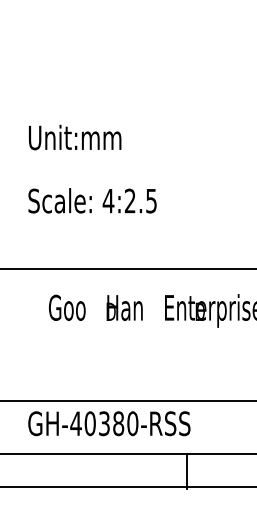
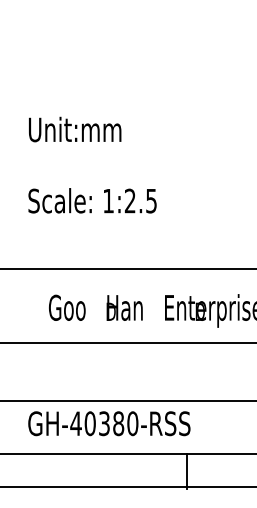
text position: (75, 137) -> (75, 129) (75, 129)
text: 4:2.5 -> 1:2.5 (108, 201)
line: none -> present (127, 342)
